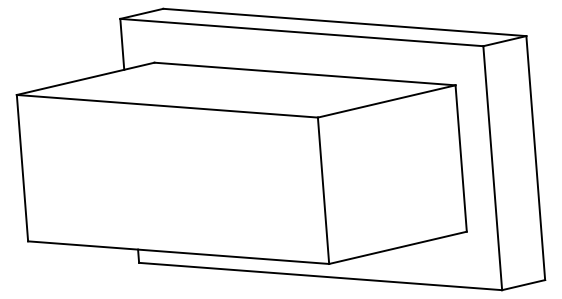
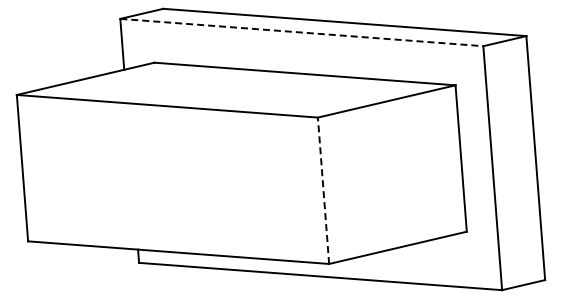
line: solid -> dashed (302, 32)
line: solid -> dashed (323, 190)
